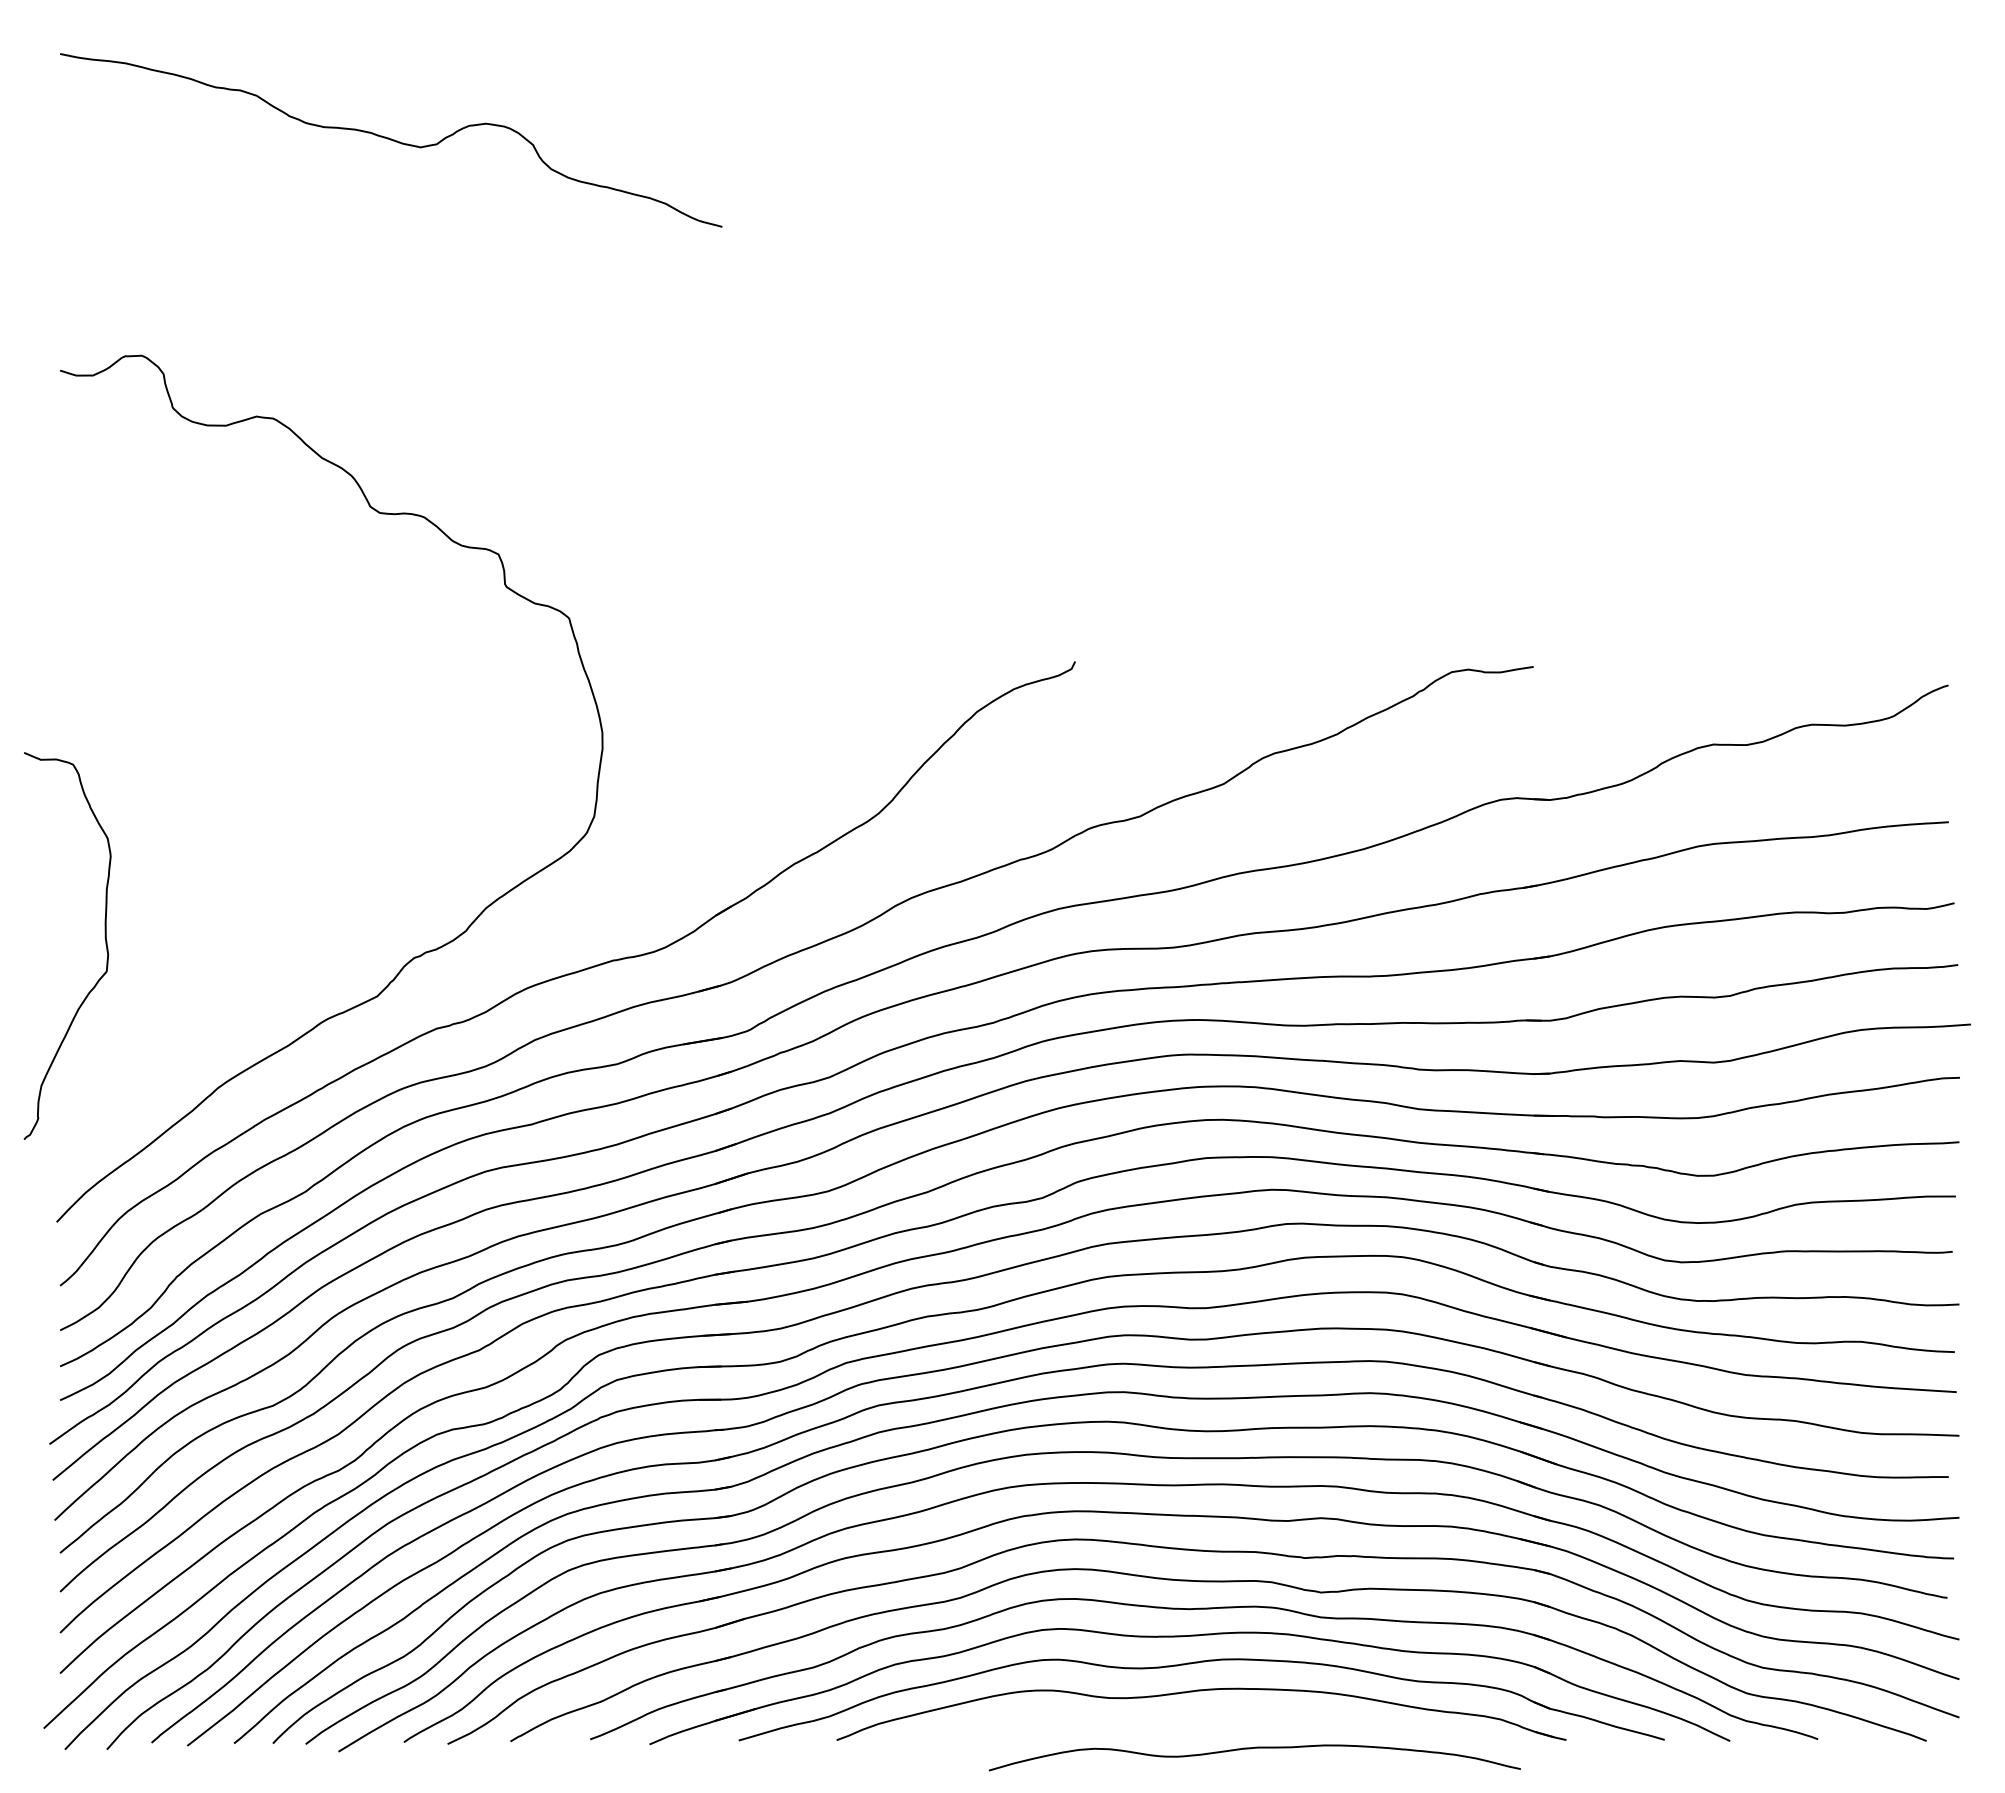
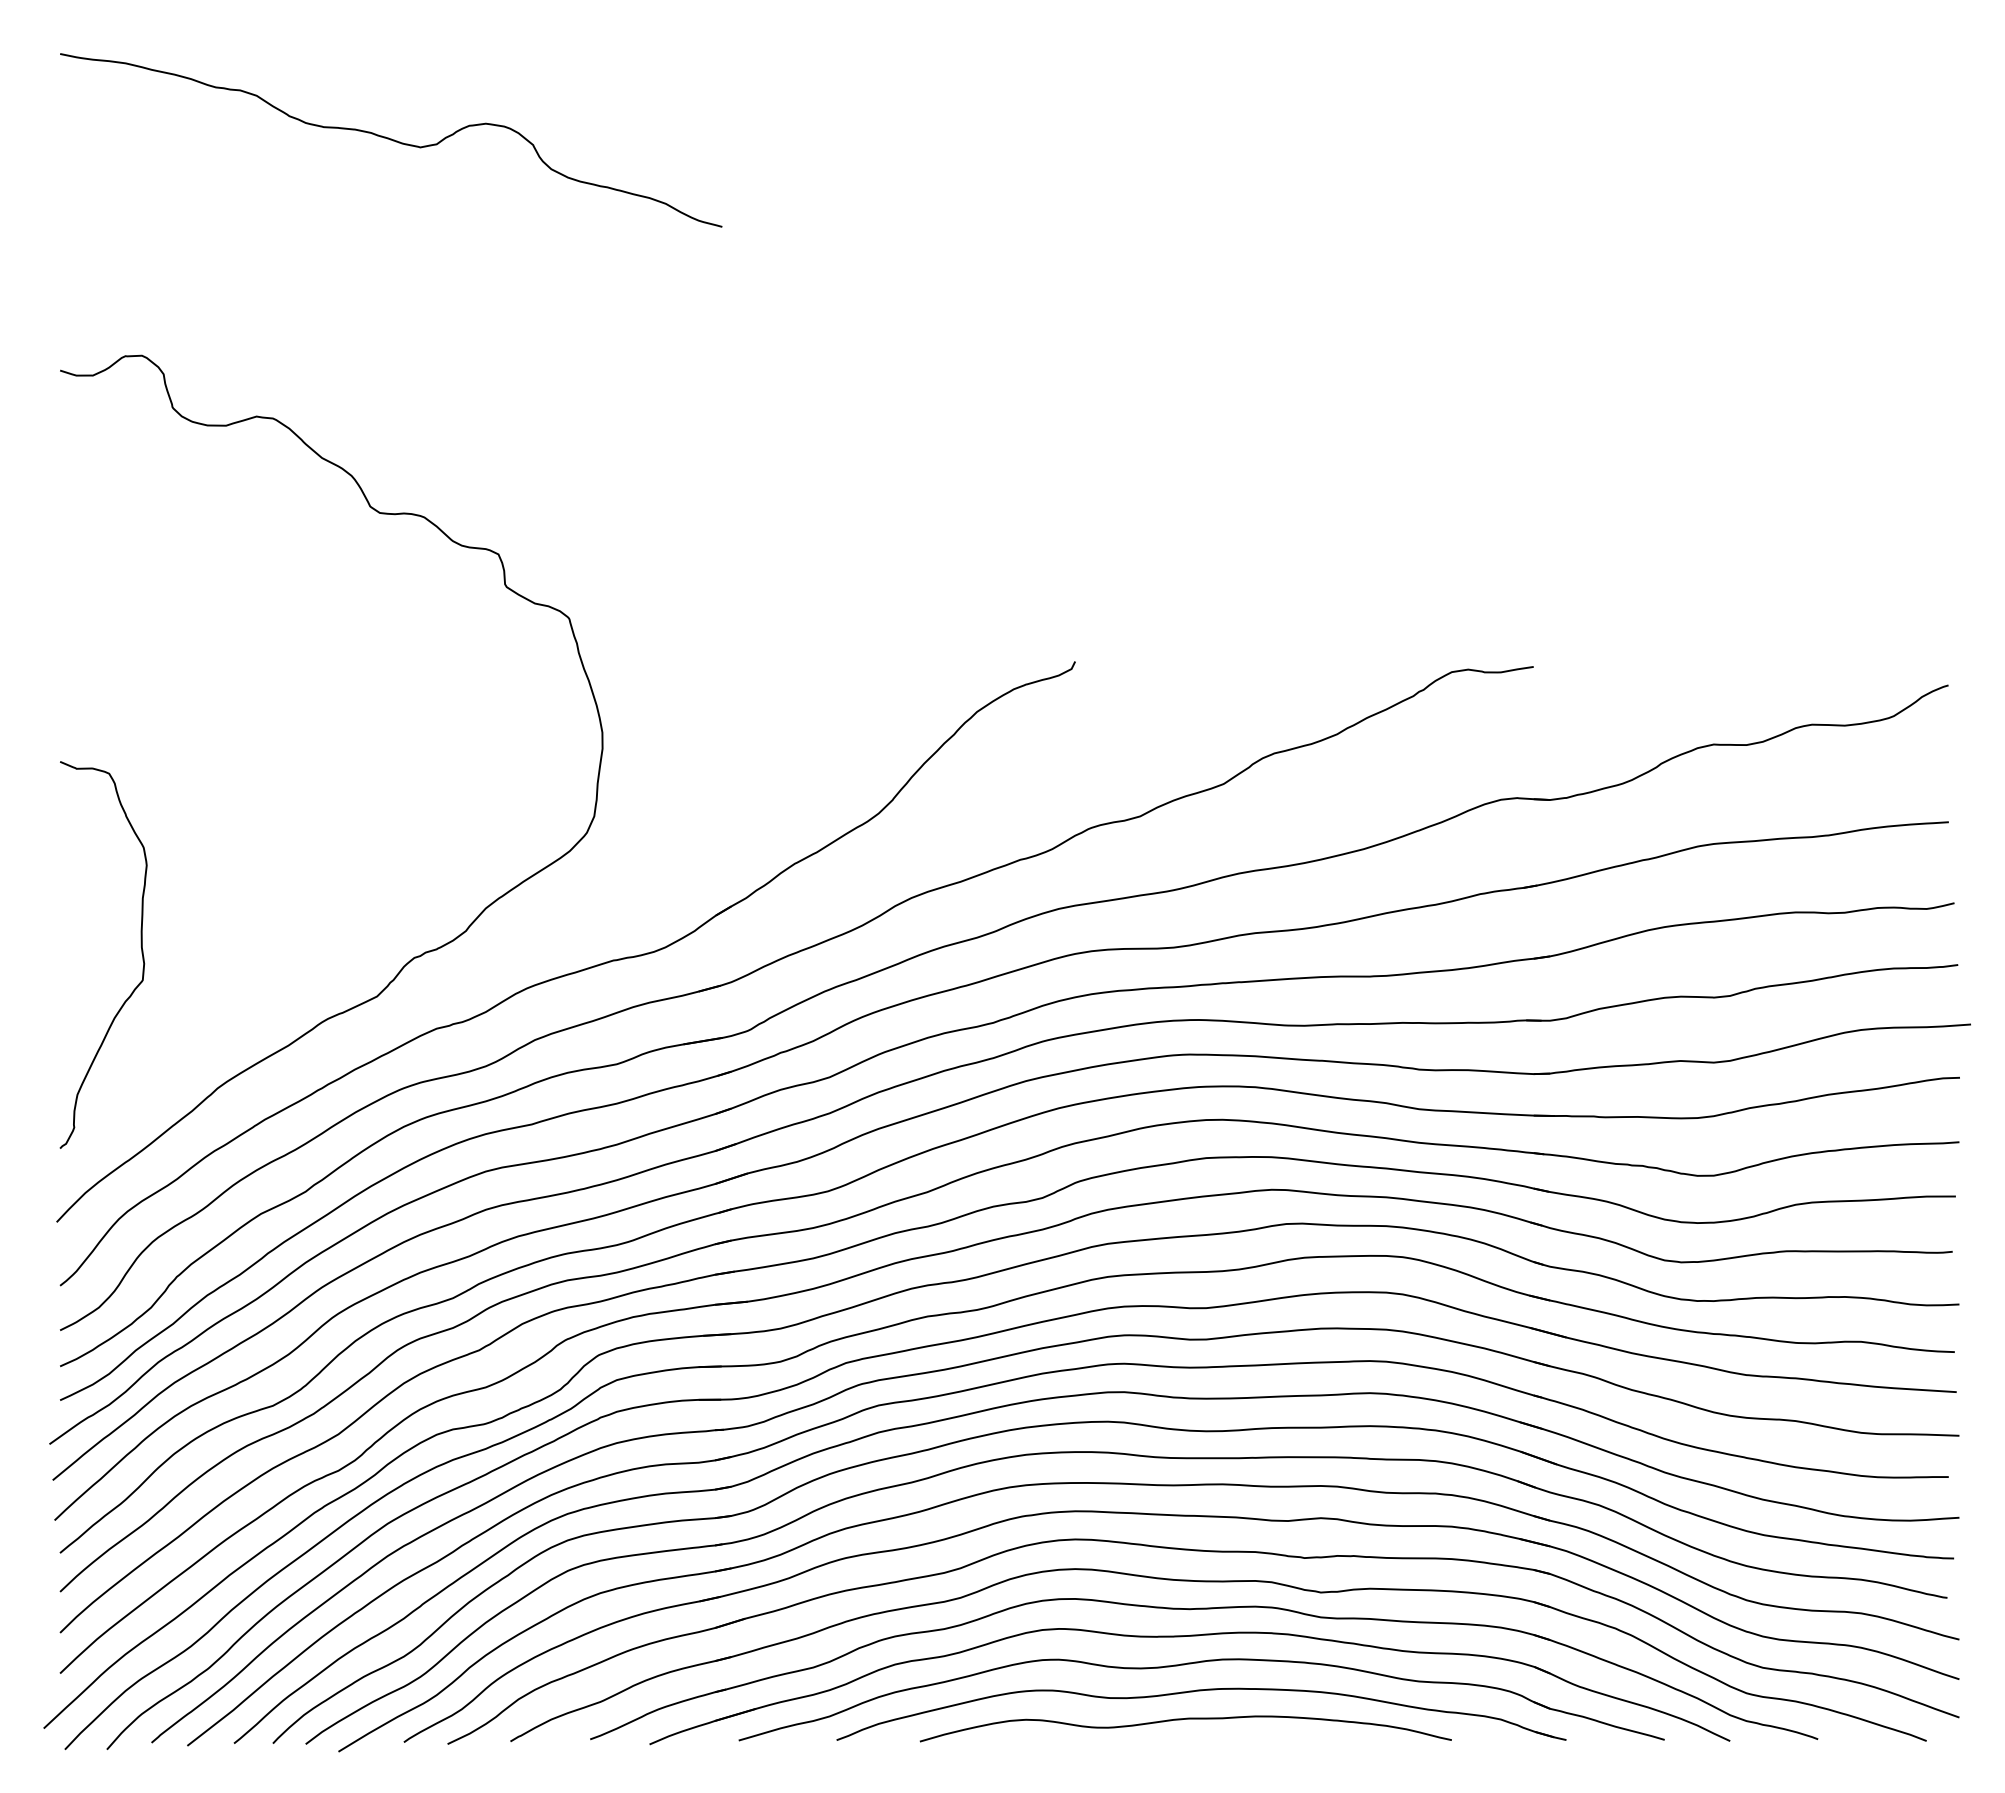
curve position: (104, 937) -> (140, 946) (140, 946)
curve position: (1250, 1749) -> (1181, 1720) (1181, 1720)
